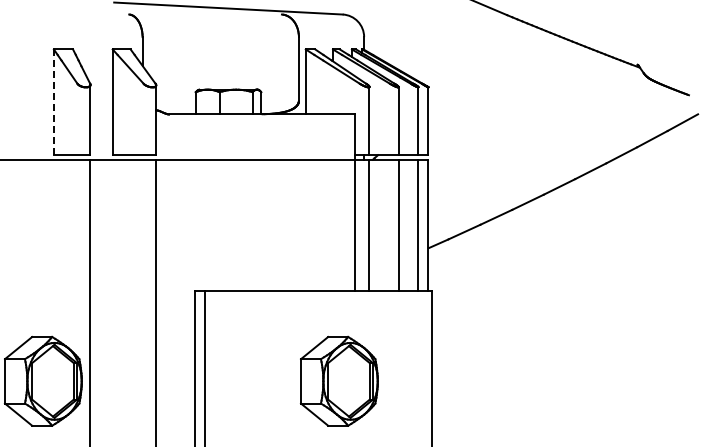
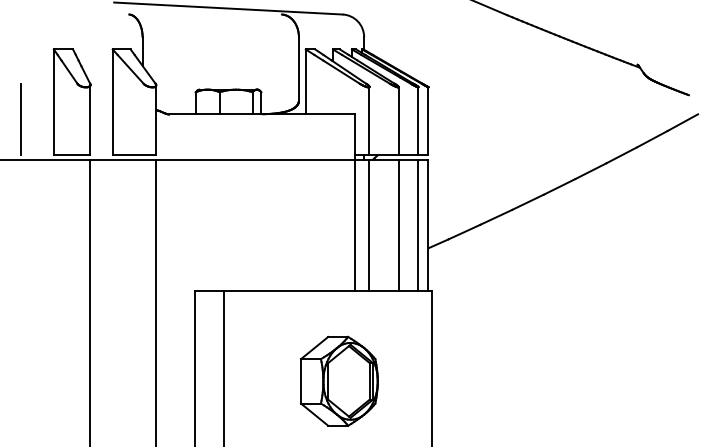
line: dashed -> solid (53, 102)
line: none -> present (21, 119)
line position: (205, 366) -> (224, 366) (224, 366)
part: present -> none (43, 380)
